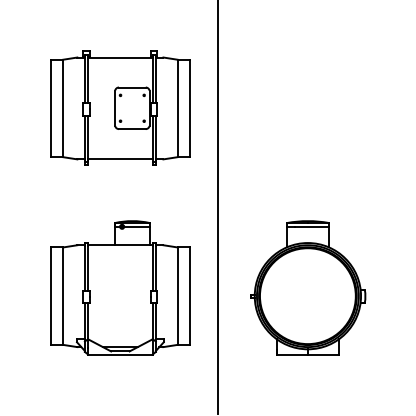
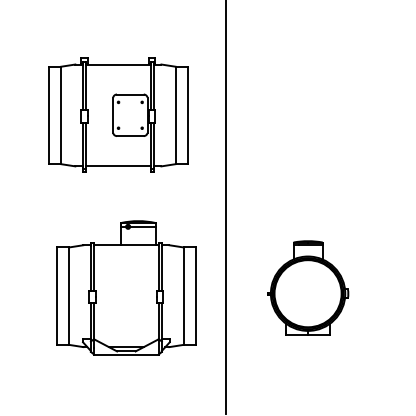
part position: (120, 107) -> (118, 114) (118, 114)
line position: (218, 207) -> (226, 207) (226, 207)
part position: (120, 287) -> (126, 287) (126, 287)
part size: 117x136 px -> 83x96 px (308, 287)
